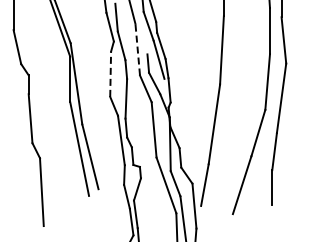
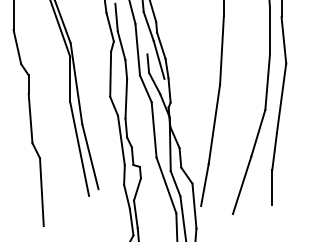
line: dashed -> solid (137, 49)
line: dashed -> solid (110, 74)
